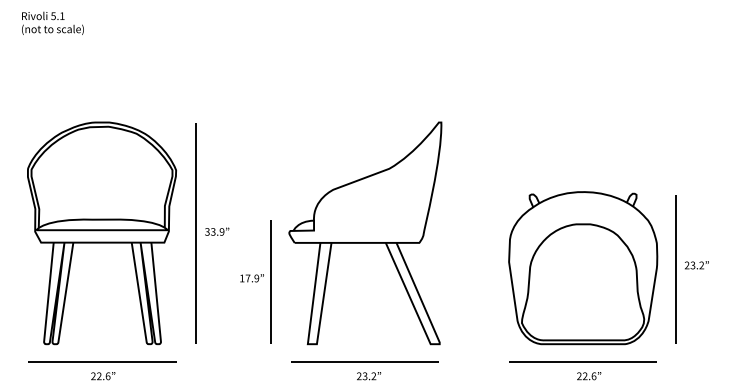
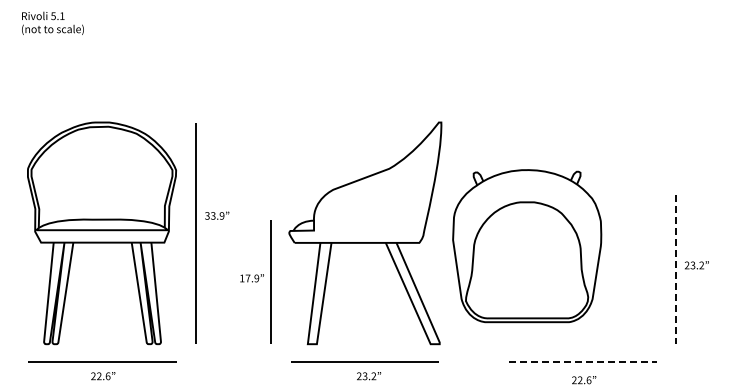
text position: (217, 231) -> (217, 215) (217, 215)
part position: (583, 268) -> (527, 246) (527, 246)
line: solid -> dashed (675, 269)
line: solid -> dashed (583, 362)
text position: (589, 376) -> (584, 380) (584, 380)
